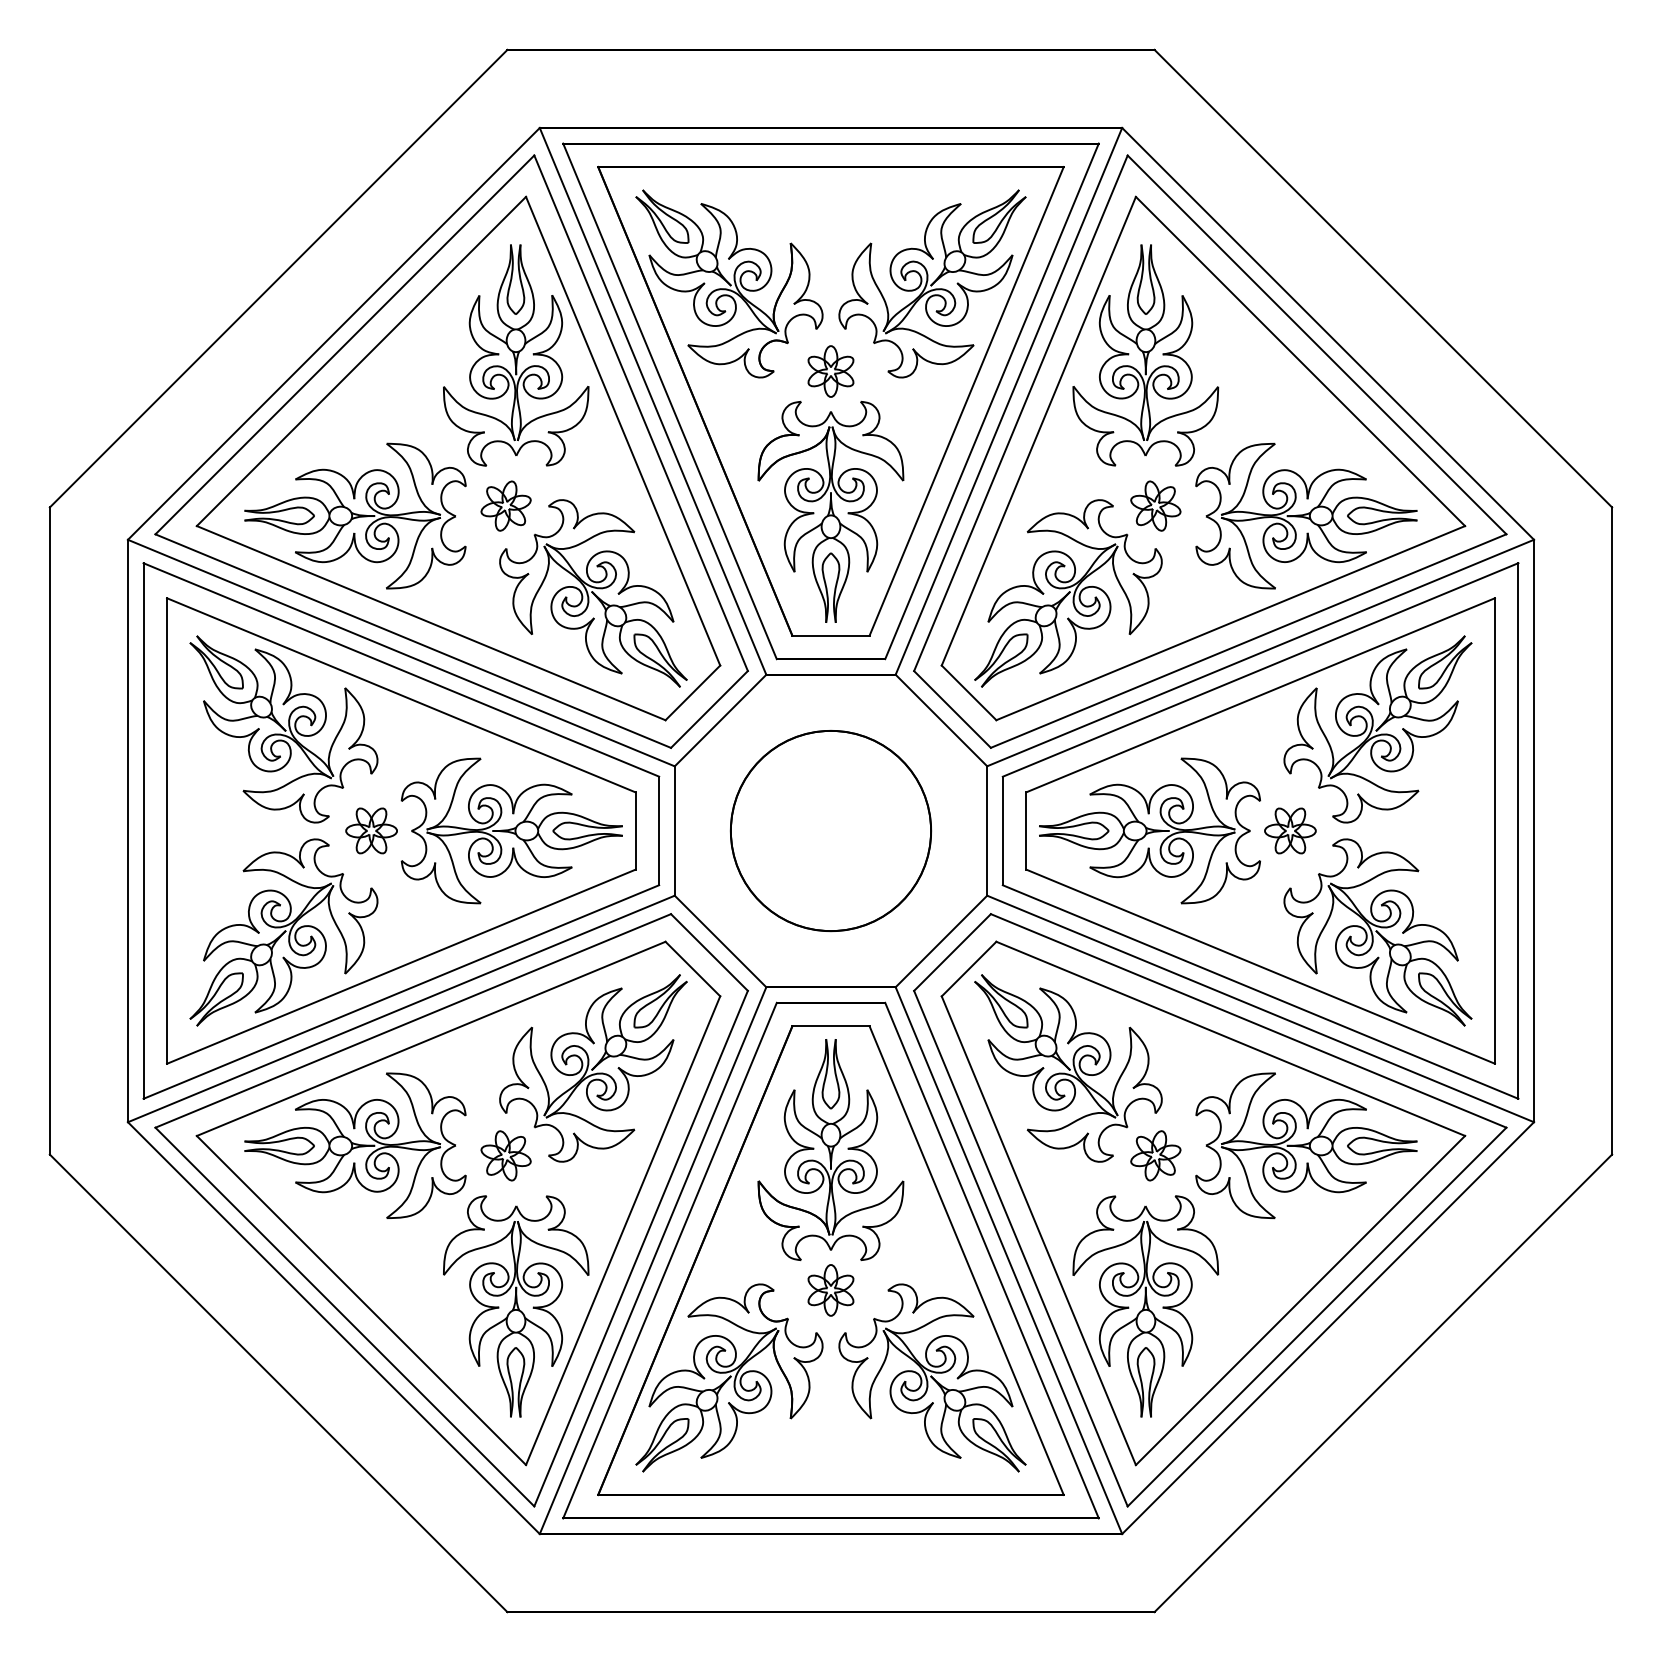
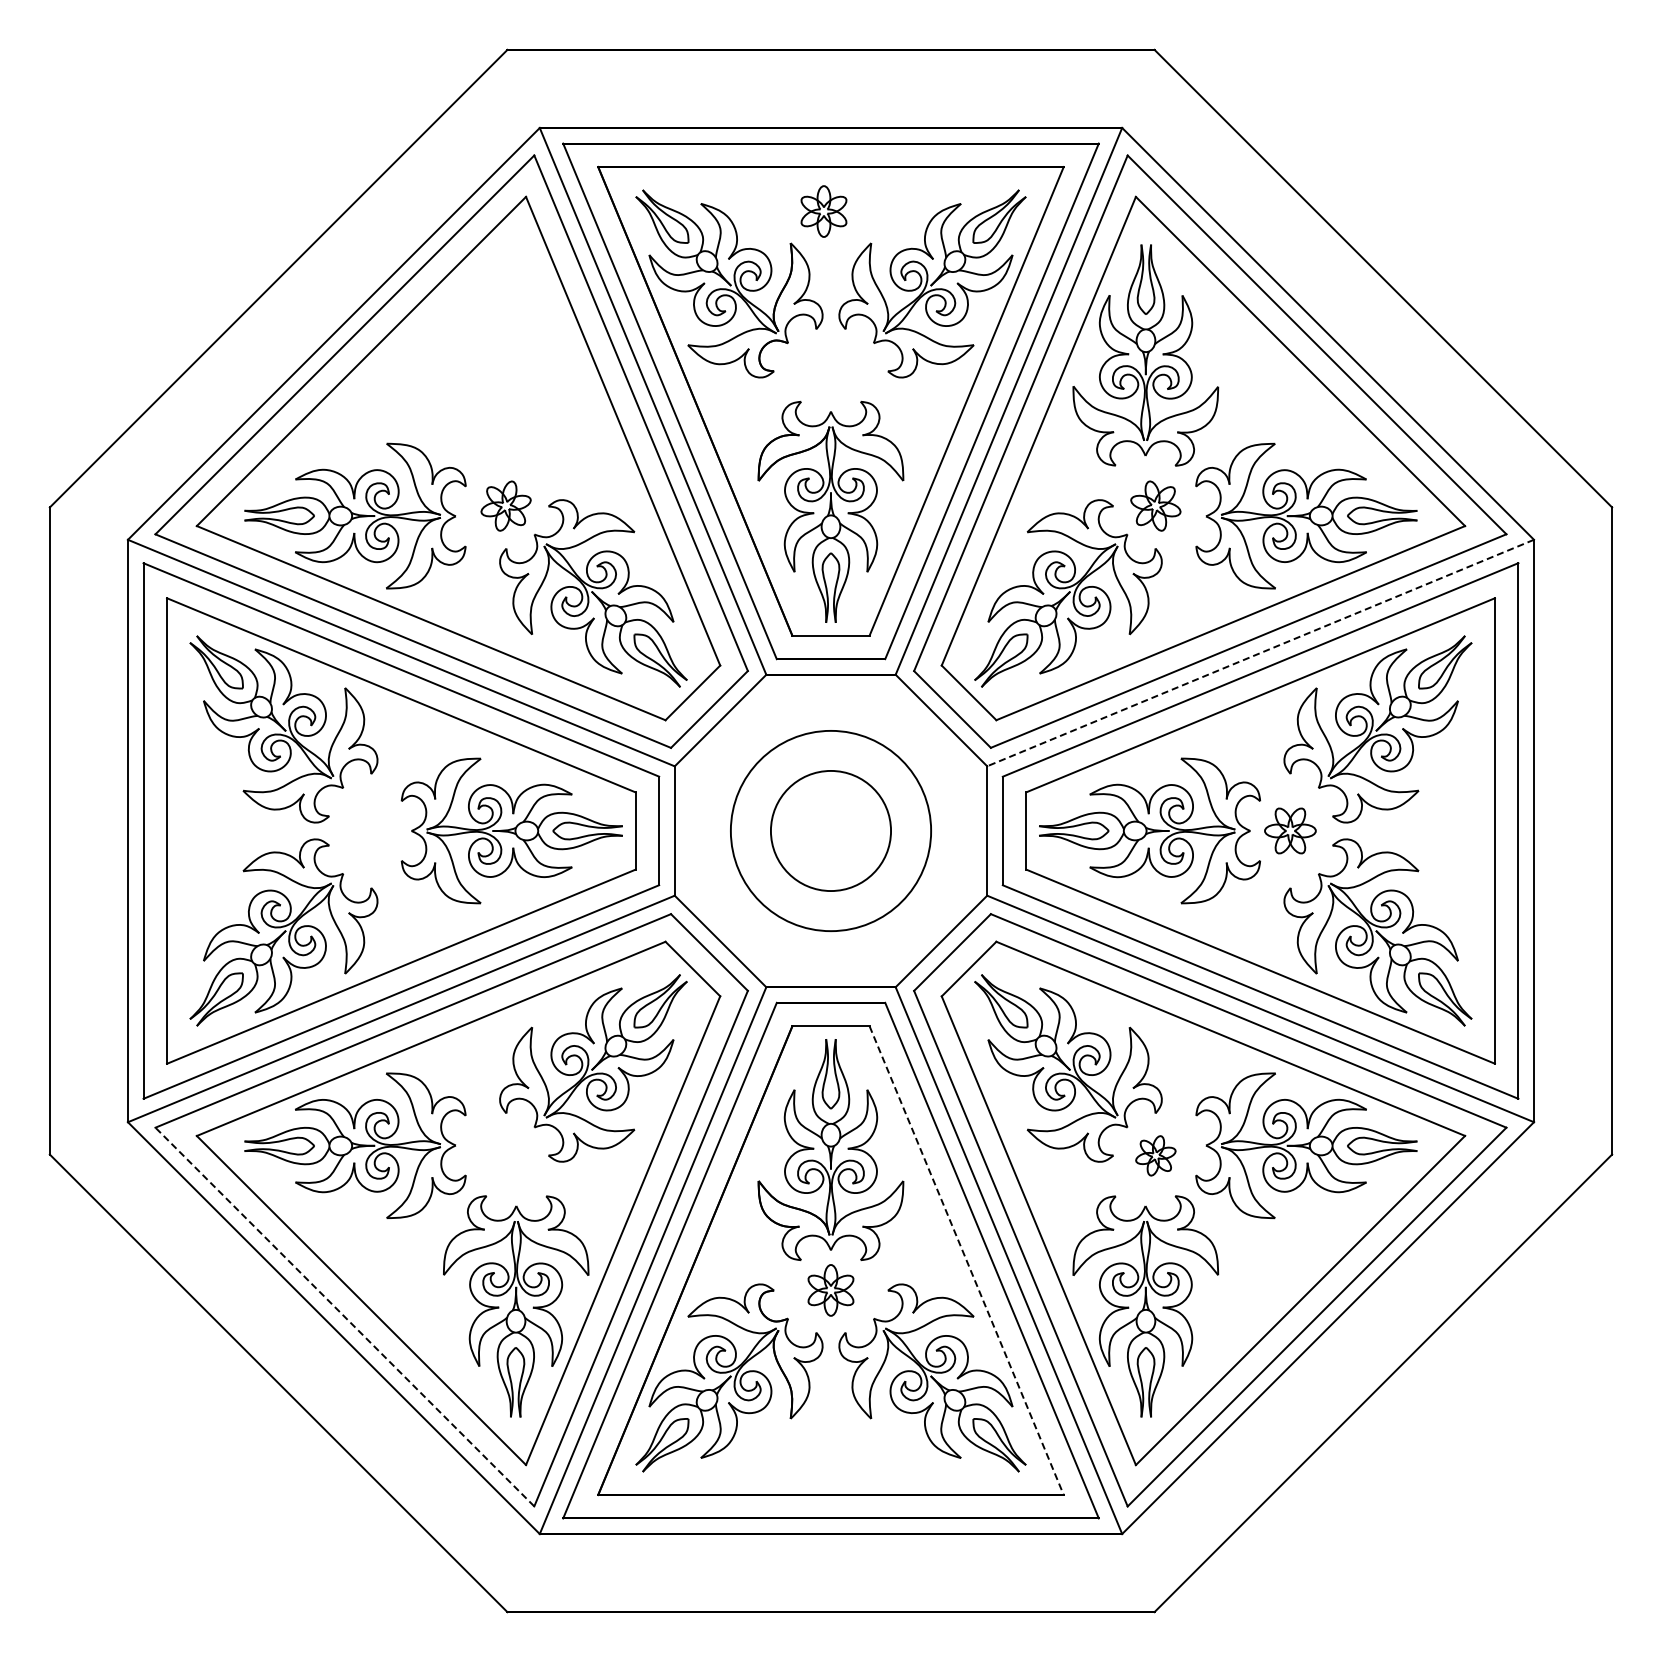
part: present -> none (516, 355)
part position: (830, 371) -> (823, 211) (823, 211)
line: solid -> dashed (1260, 653)
part: present -> none (371, 830)
circle diameter: 200 px -> 120 px (830, 830)
part: present -> none (505, 1155)
part size: 52x52 px -> 42x42 px (1155, 1155)
line: solid -> dashed (966, 1260)
line: solid -> dashed (344, 1317)
